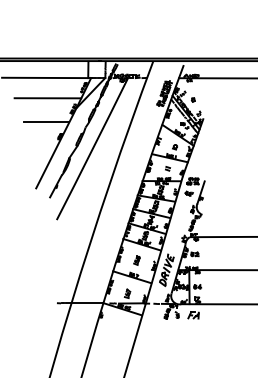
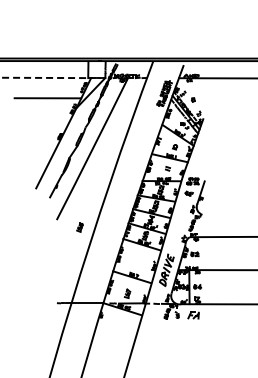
line: solid -> dashed (45, 77)
line: present -> none (46, 121)
part position: (136, 260) -> (79, 227) (79, 227)
